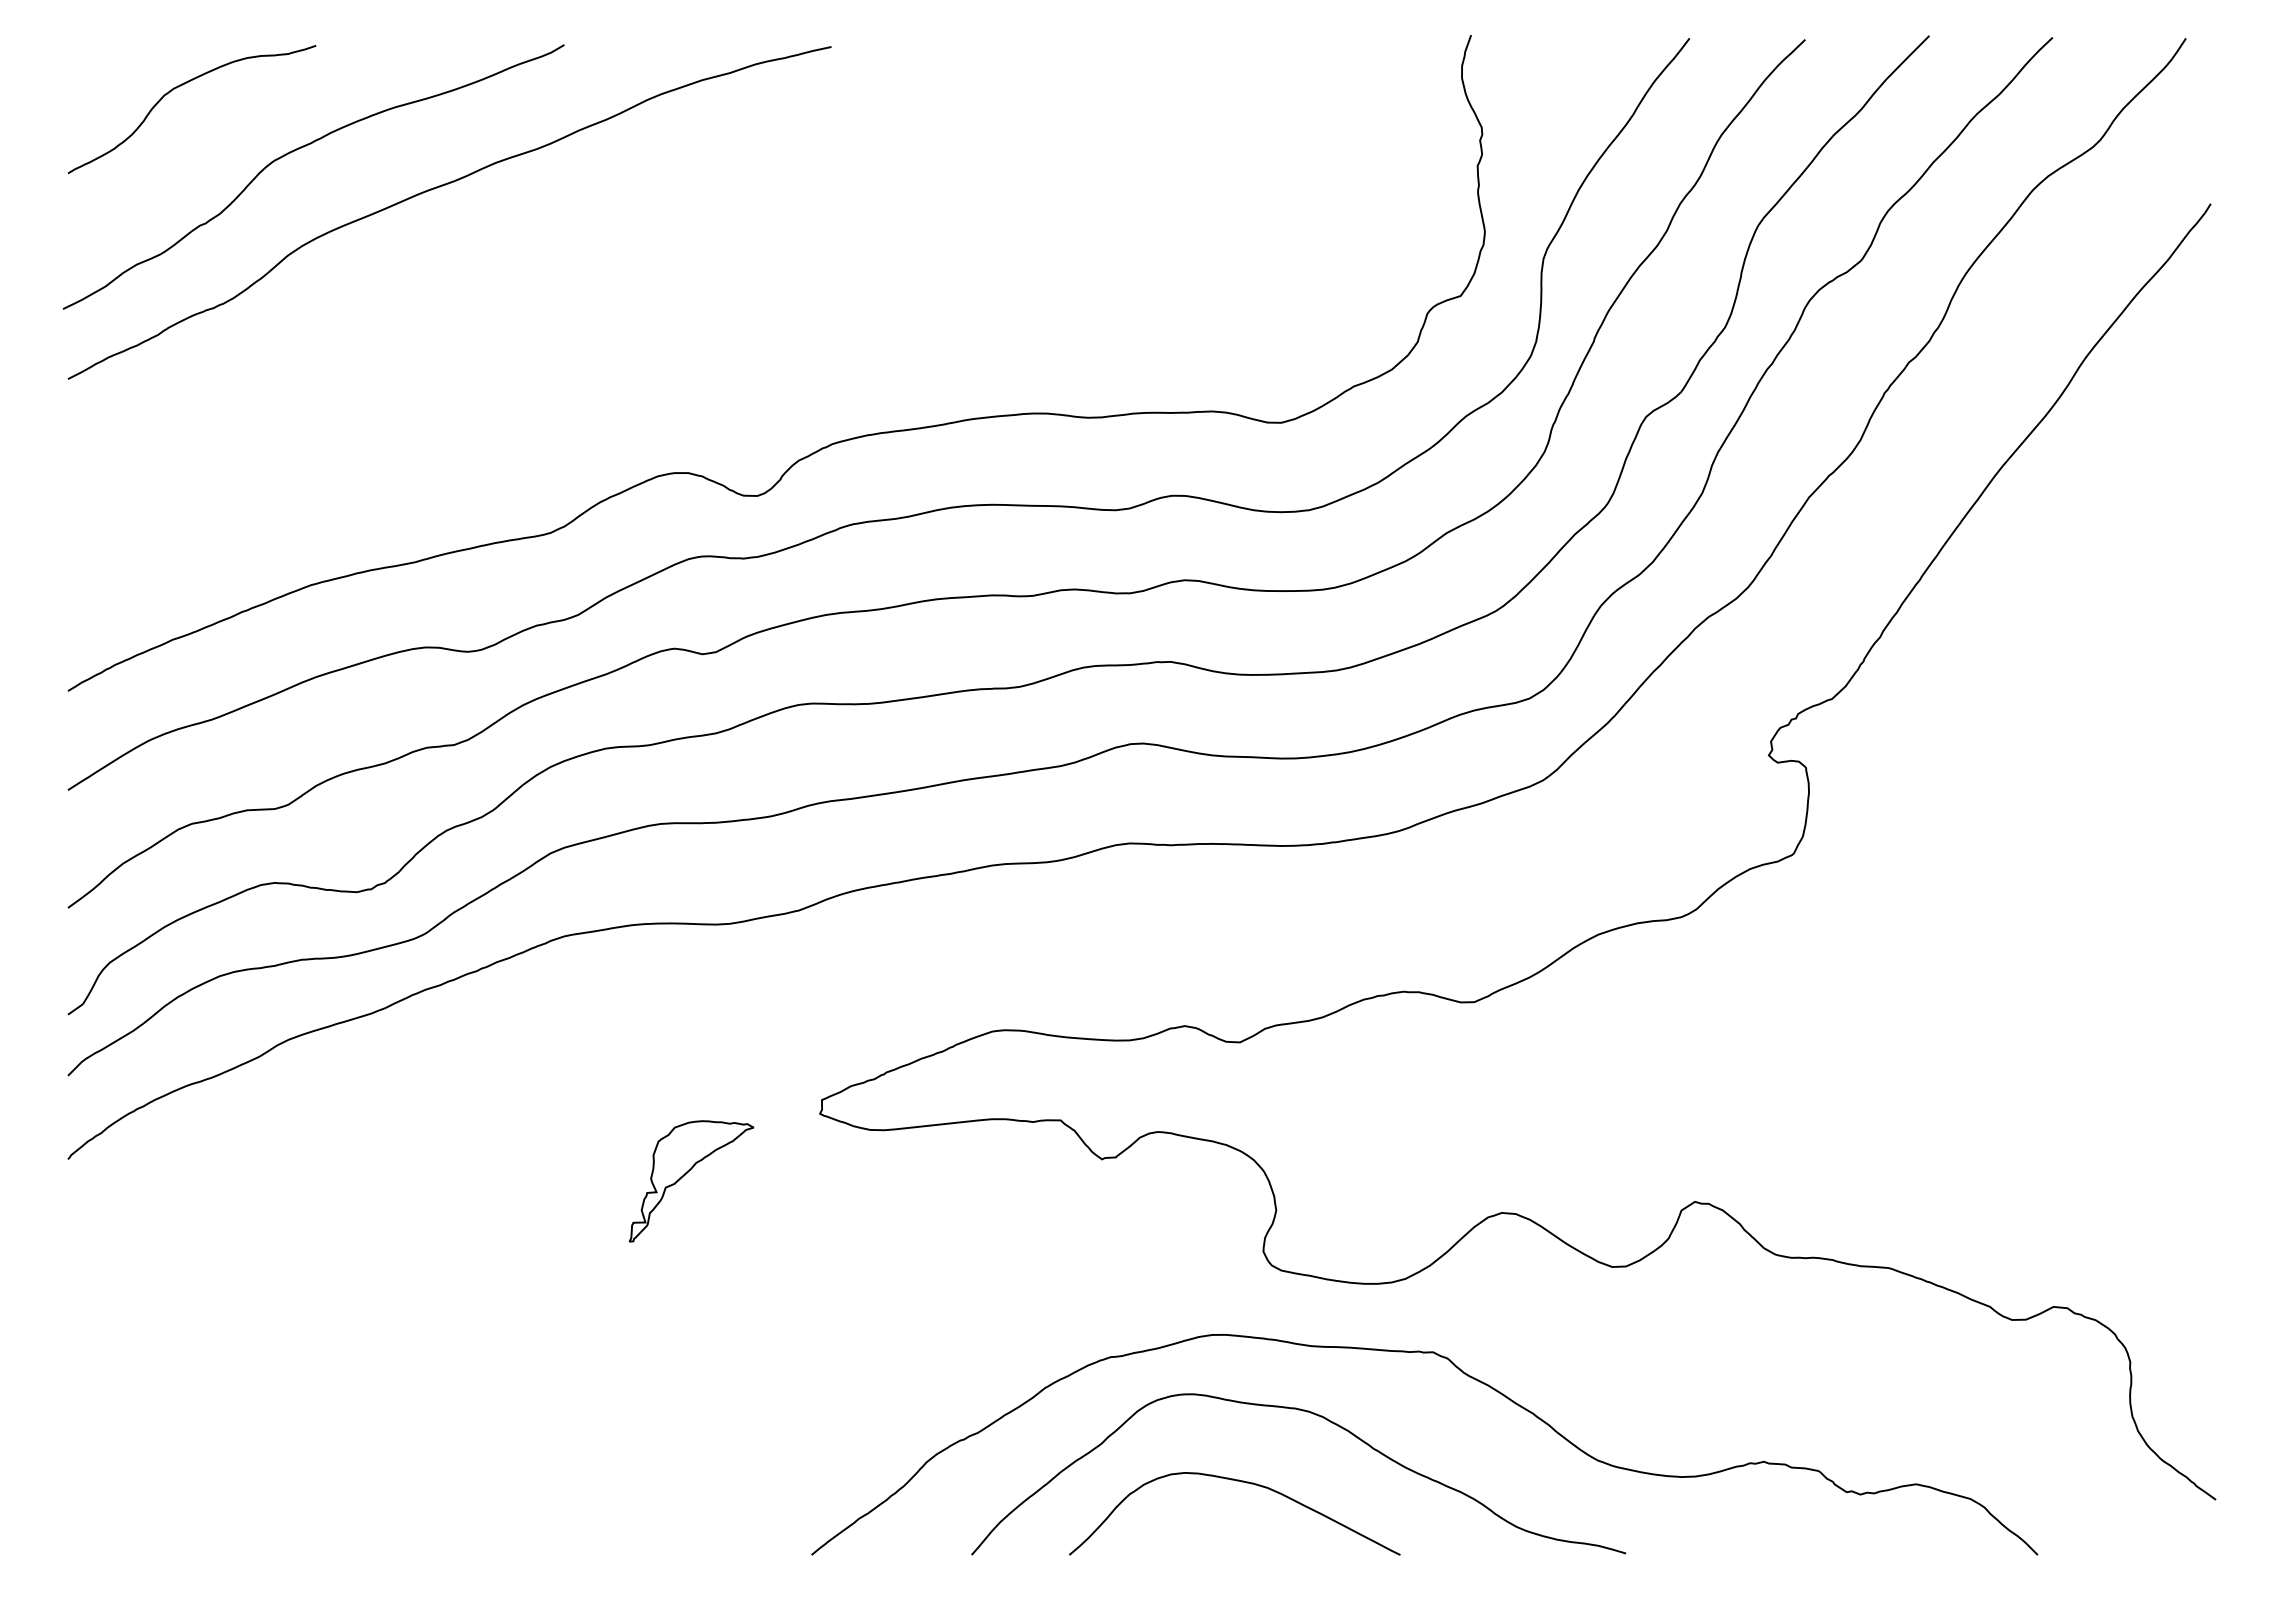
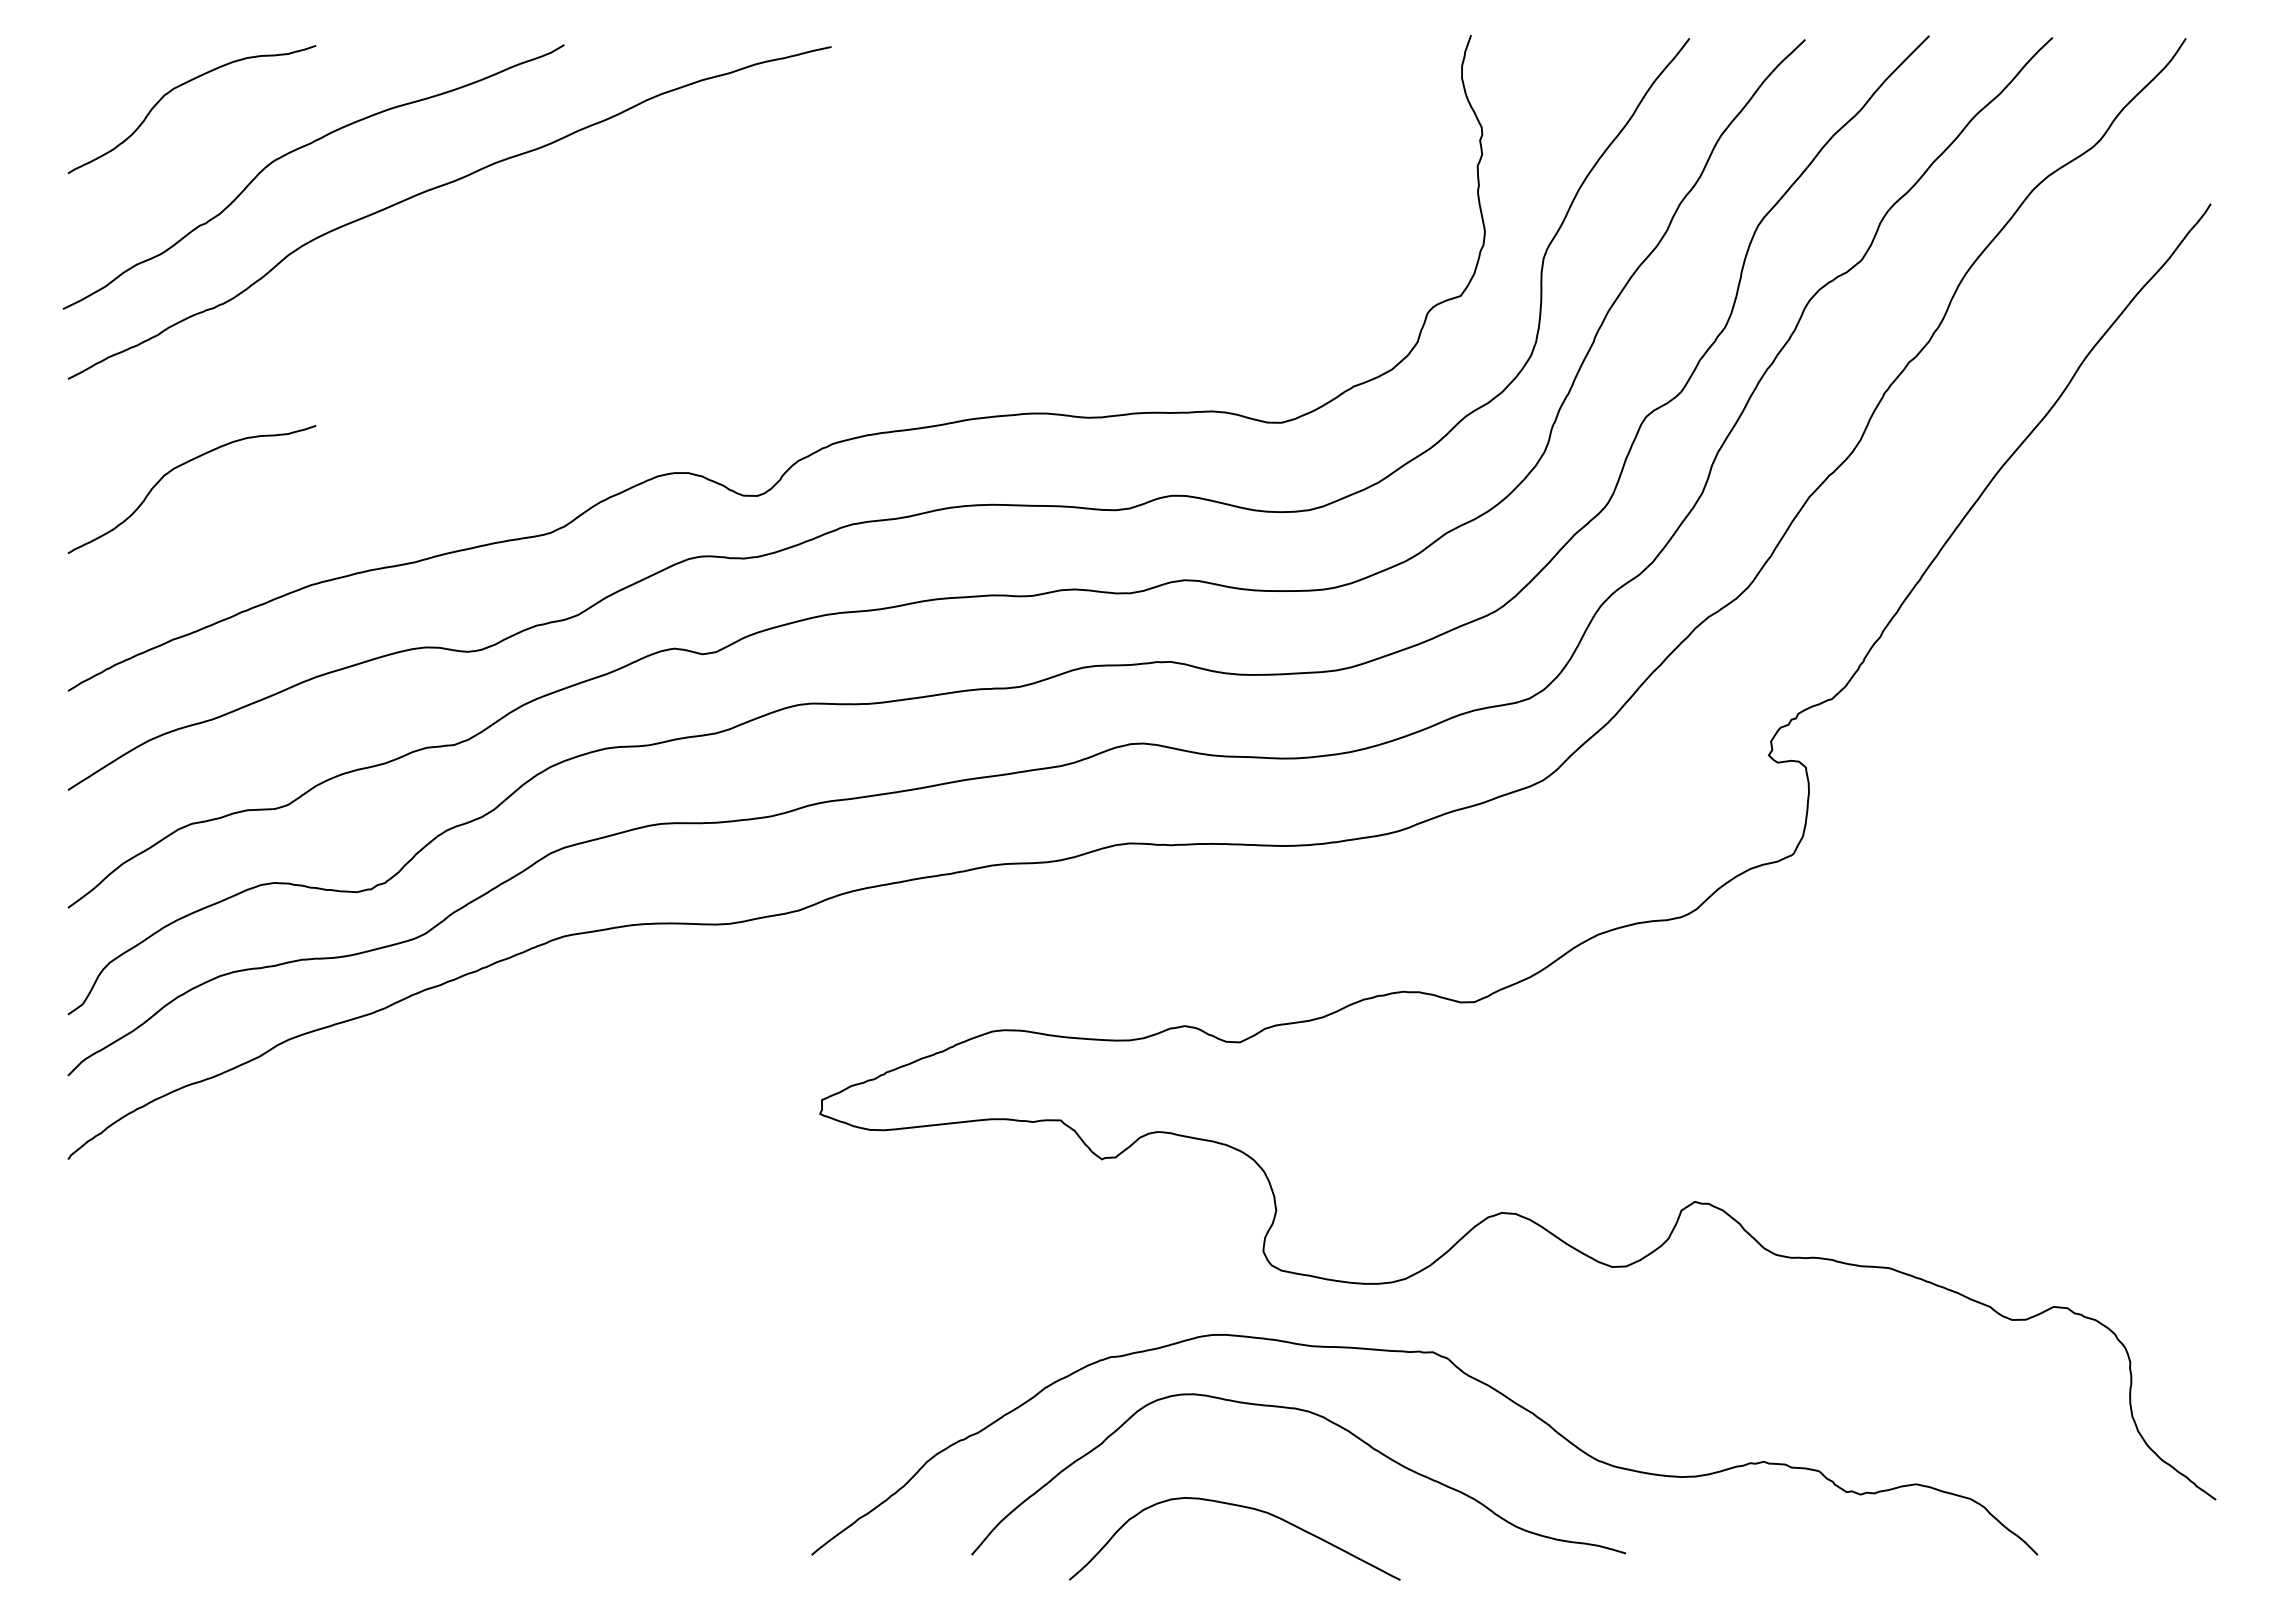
curve: none -> present (180, 466)
part: present -> none (685, 1175)
curve position: (1241, 1482) -> (1241, 1507) (1241, 1507)
